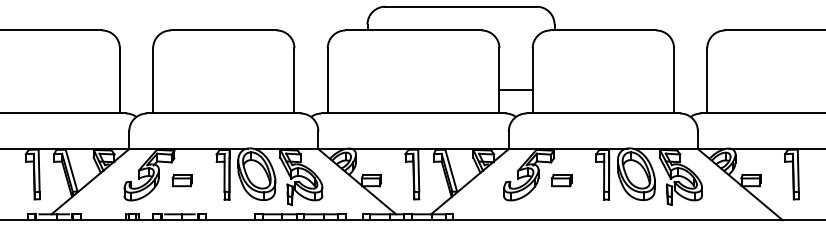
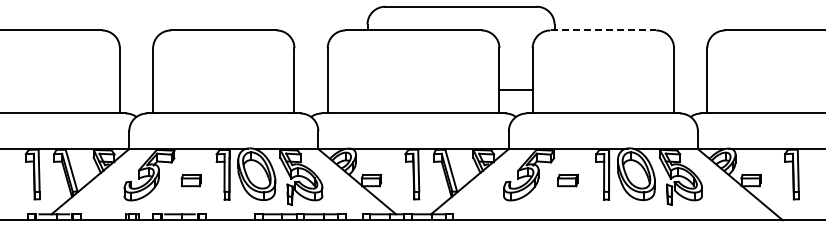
line: solid -> dashed (603, 30)
part position: (181, 180) -> (190, 180) (190, 180)
part position: (561, 180) -> (567, 180) (567, 180)
